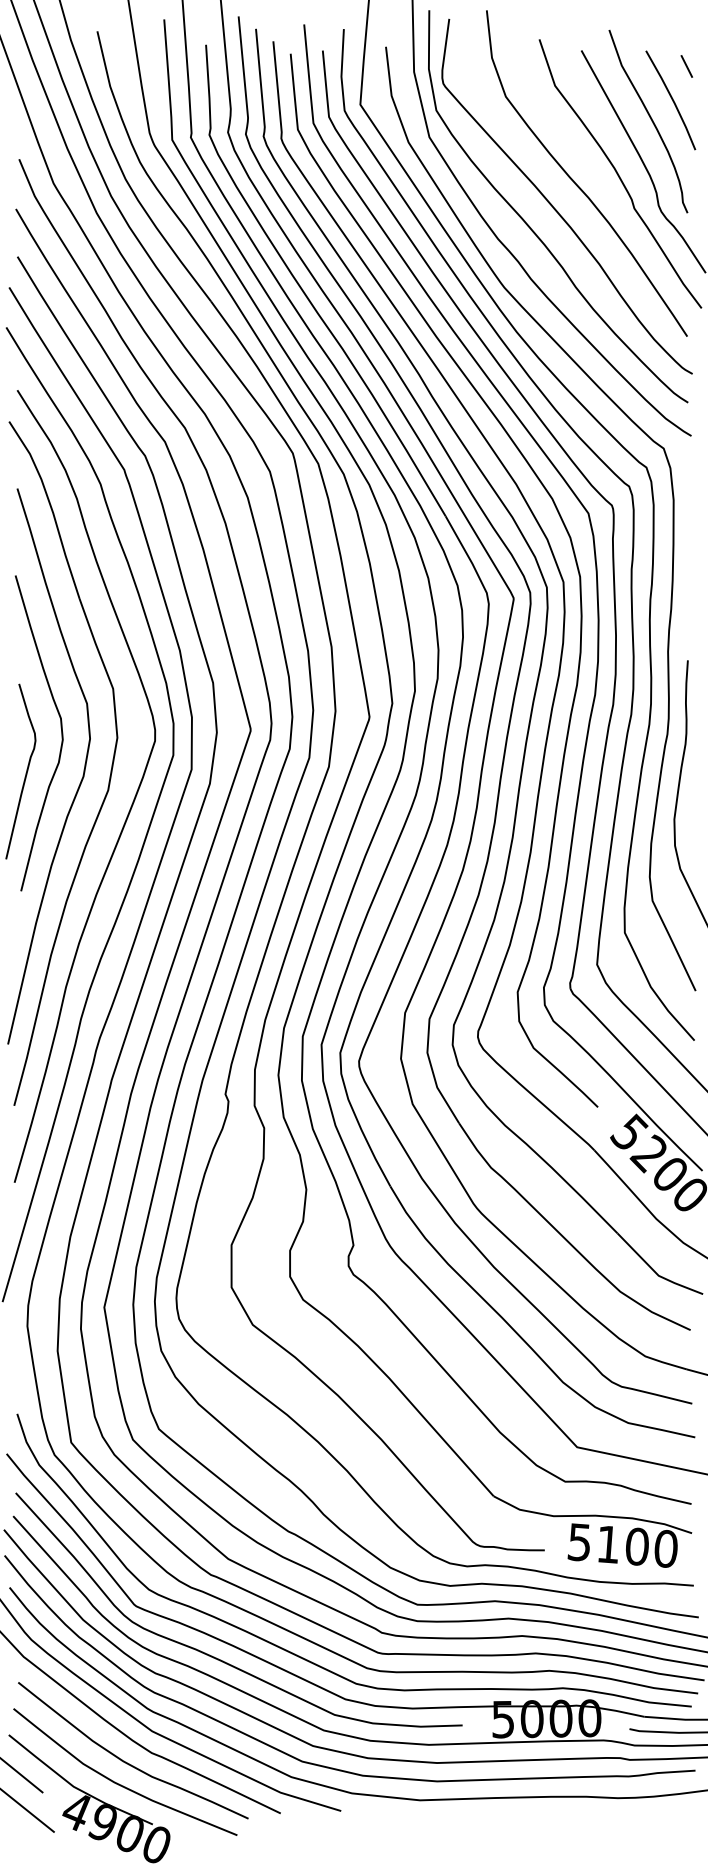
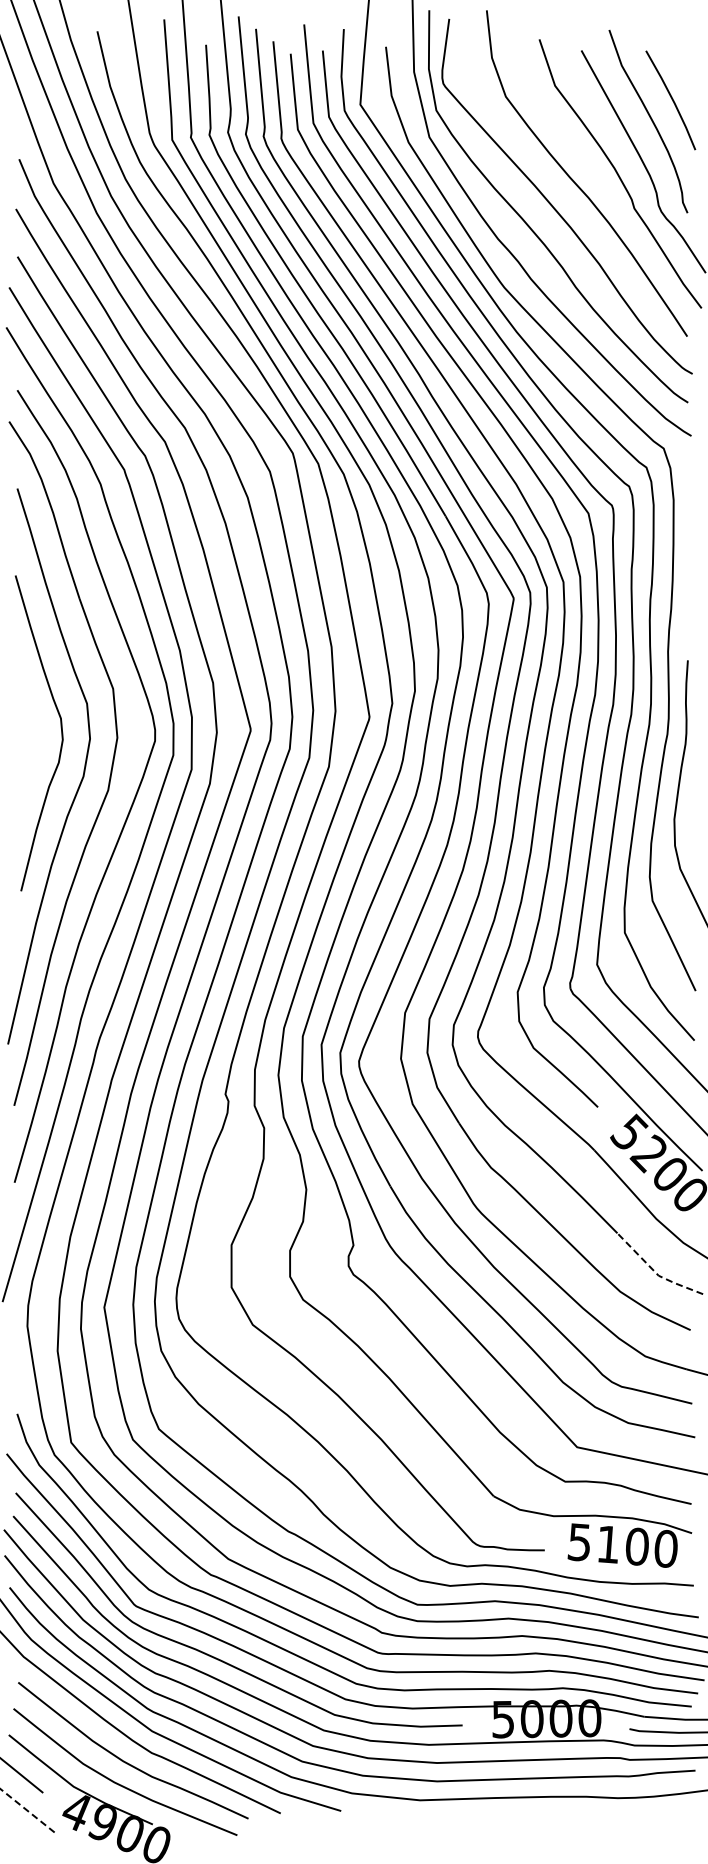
line: present -> none (686, 66)
curve: present -> none (25, 773)
line: solid -> dashed (655, 1272)
line: solid -> dashed (27, 1810)
